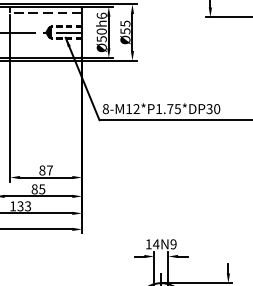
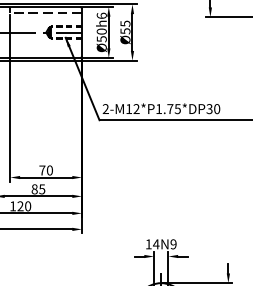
text: 8-M12*P1.75*DP30 -> 2-M12*P1.75*DP30 (105, 109)
text: 87 -> 70 (45, 170)
text: 133 -> 120 (24, 206)
